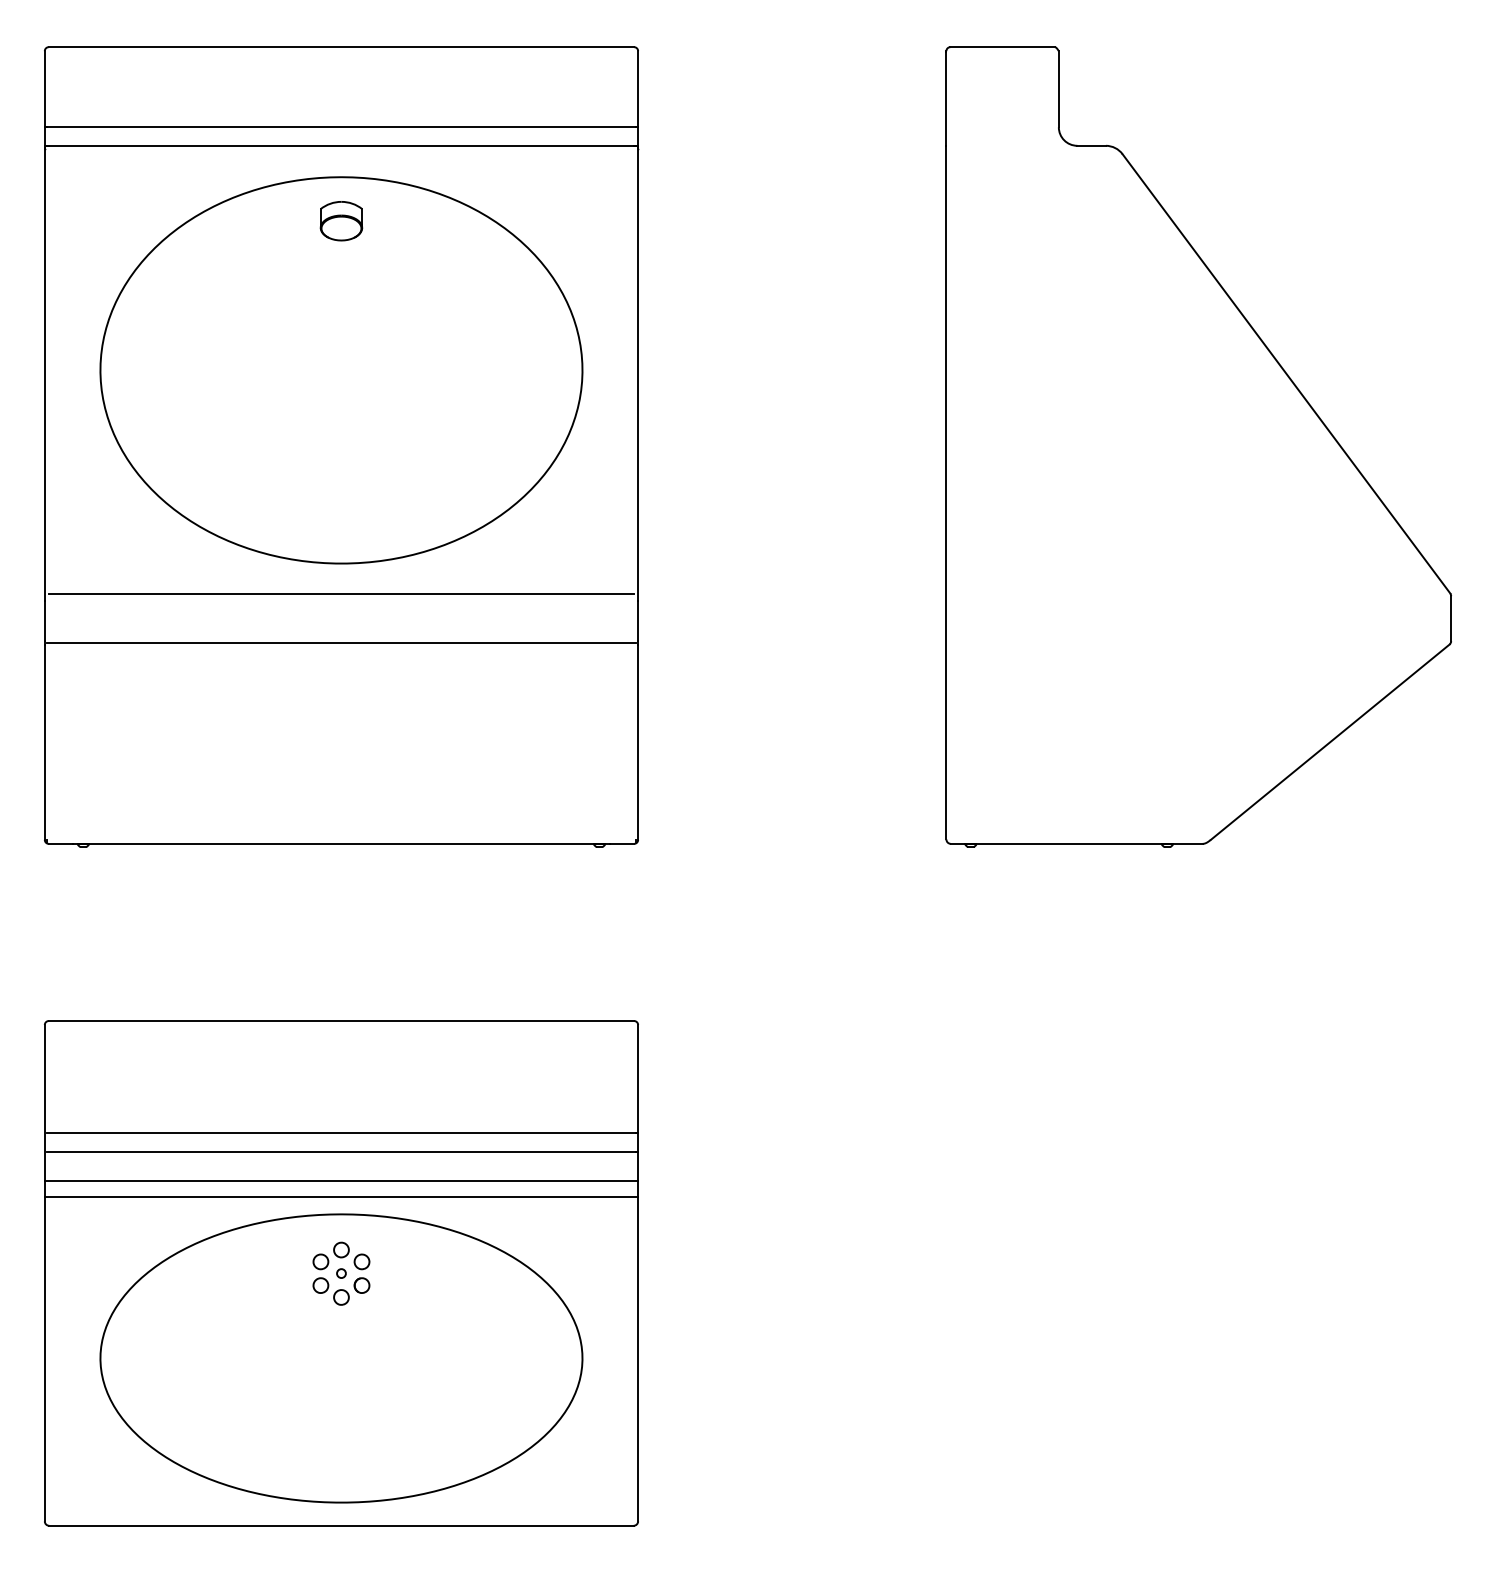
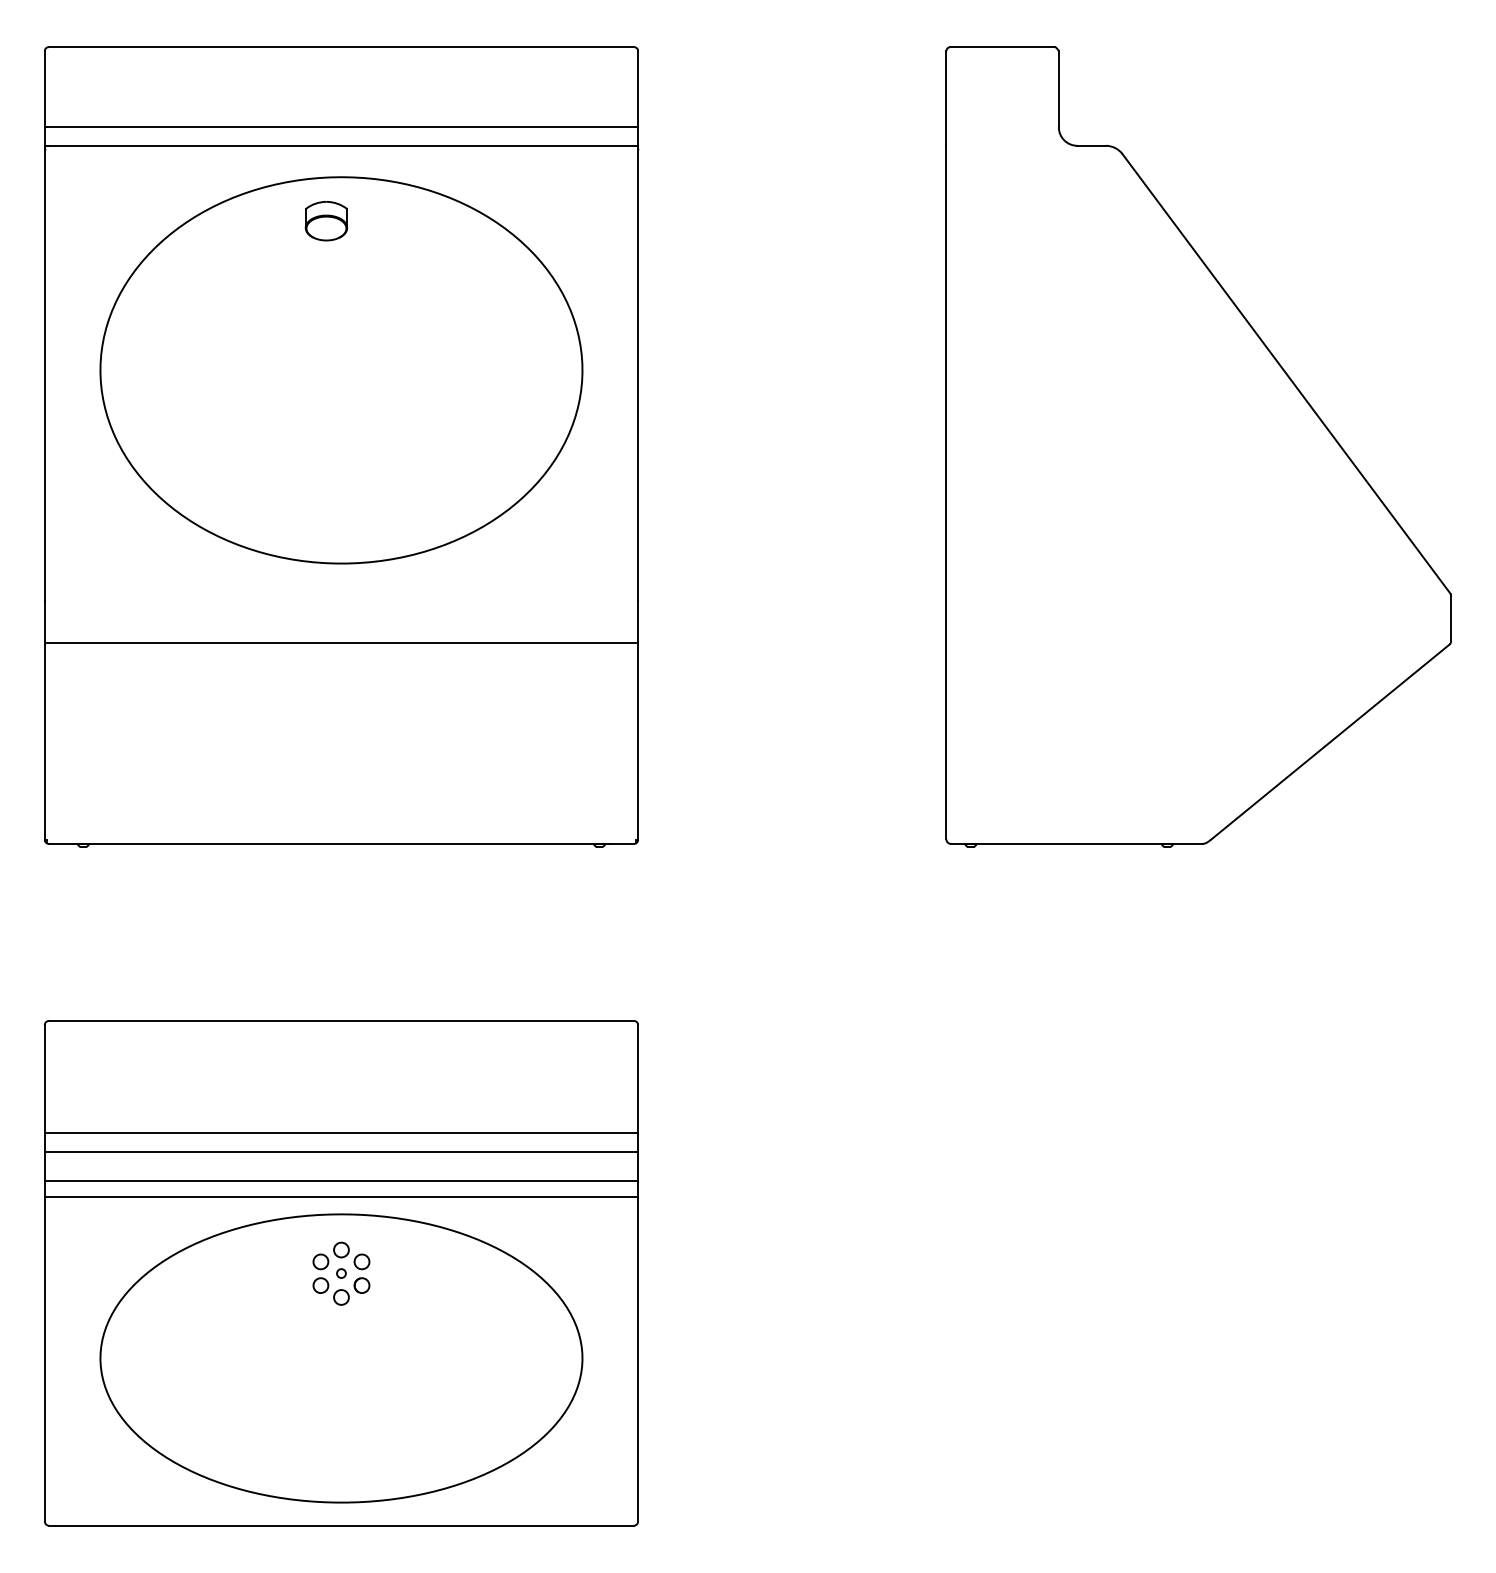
part position: (341, 221) -> (326, 221) (326, 221)
line: present -> none (341, 593)
